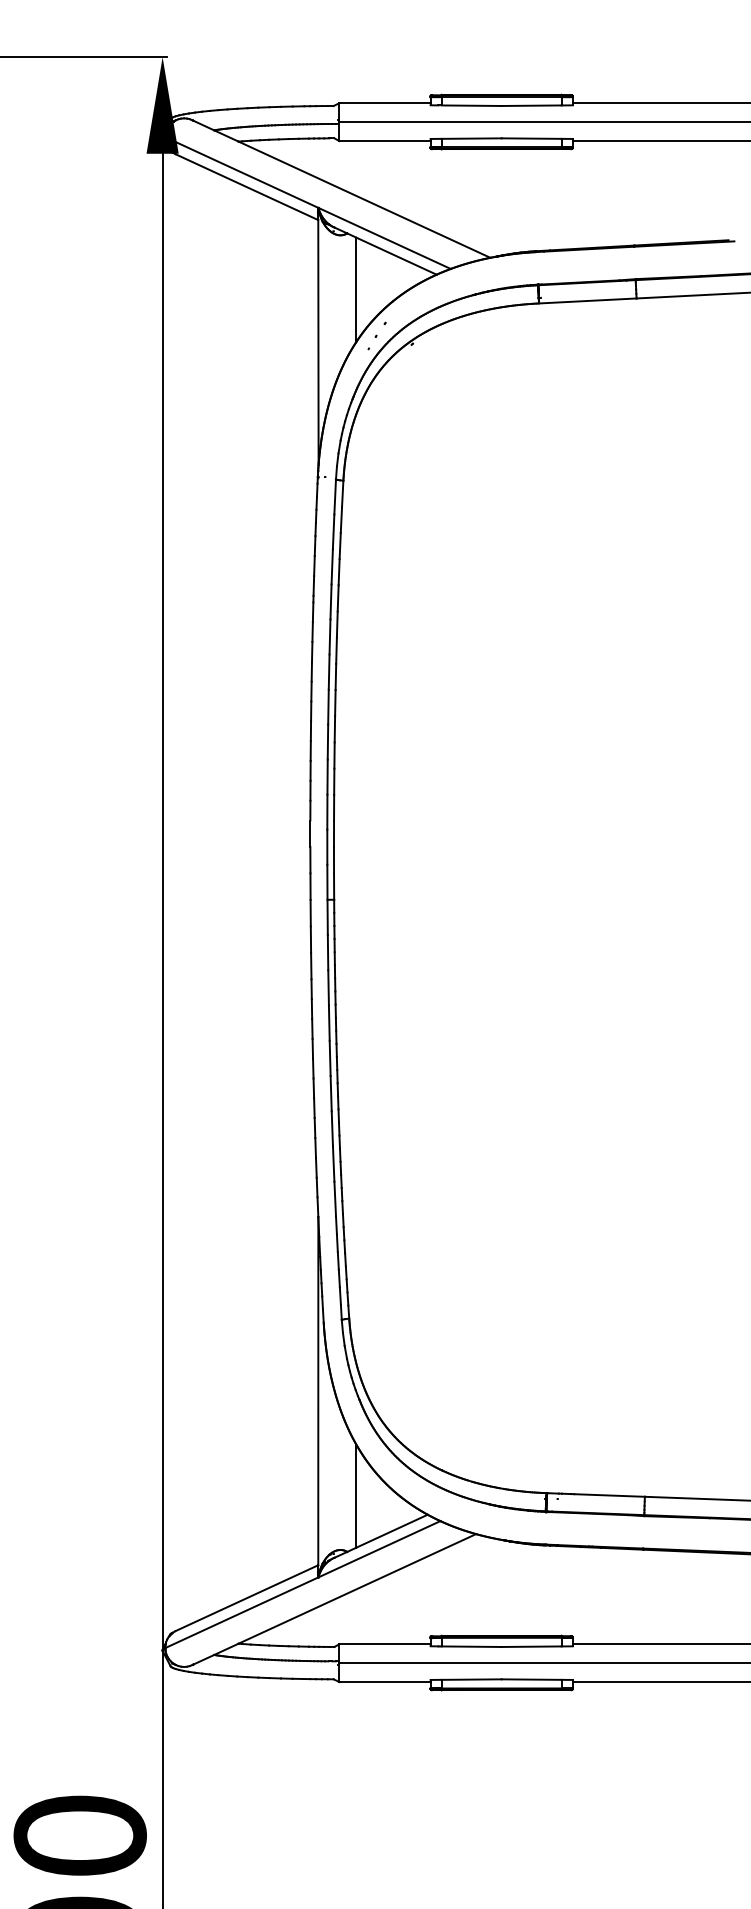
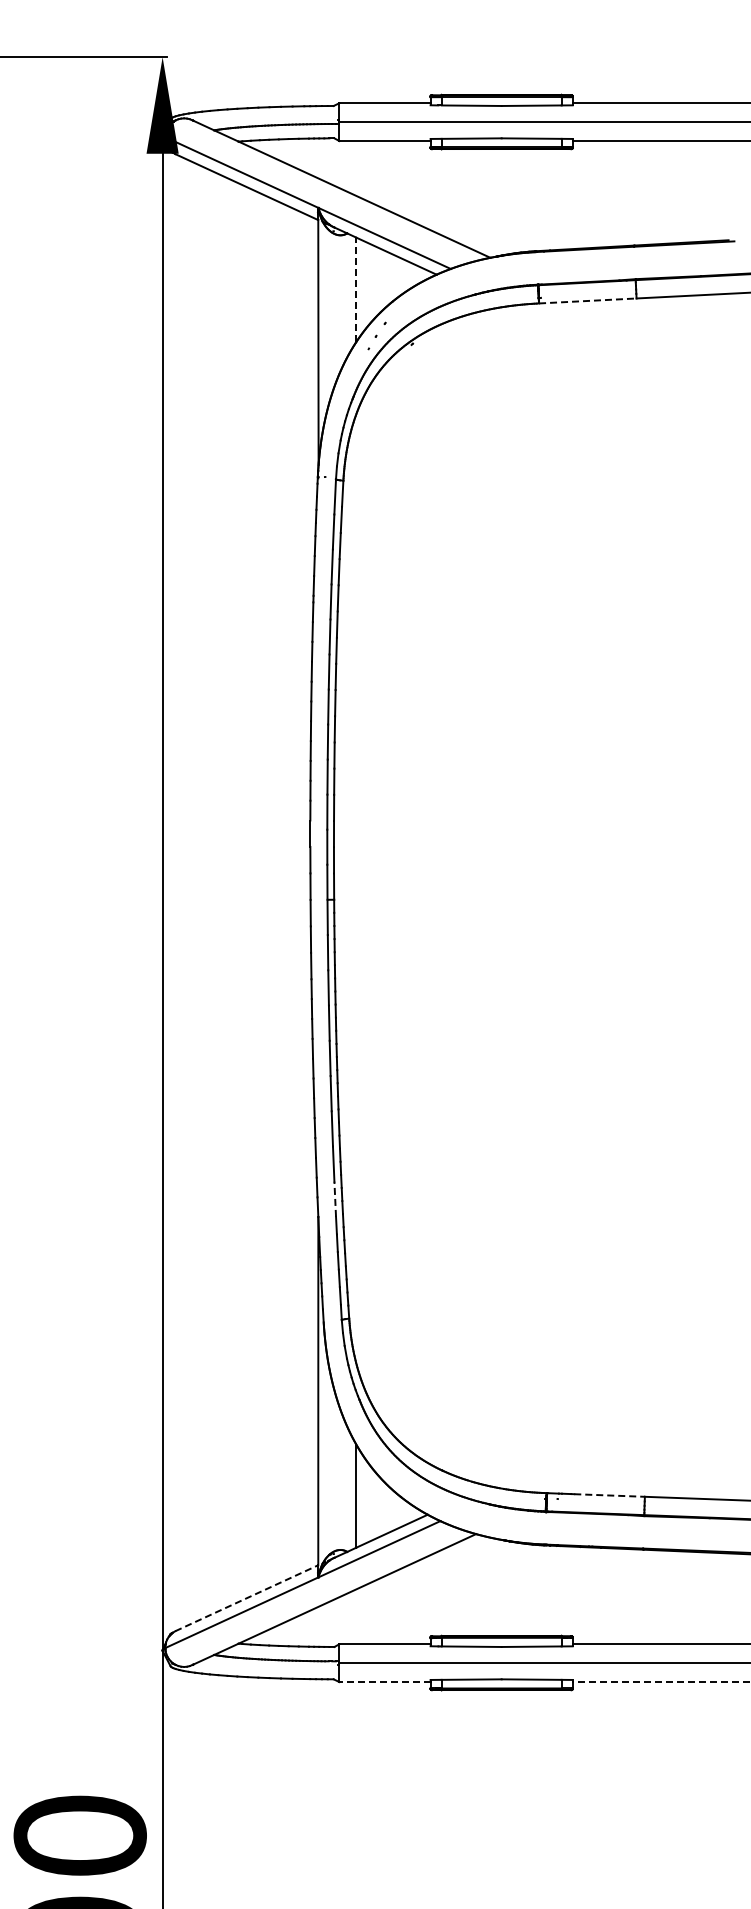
line: solid -> dashed (356, 289)
line: solid -> dashed (587, 300)
line: solid -> dashed (335, 1199)
line: solid -> dashed (610, 1495)
line: solid -> dashed (246, 1598)
line: solid -> dashed (385, 1682)
line: solid -> dashed (661, 1682)
